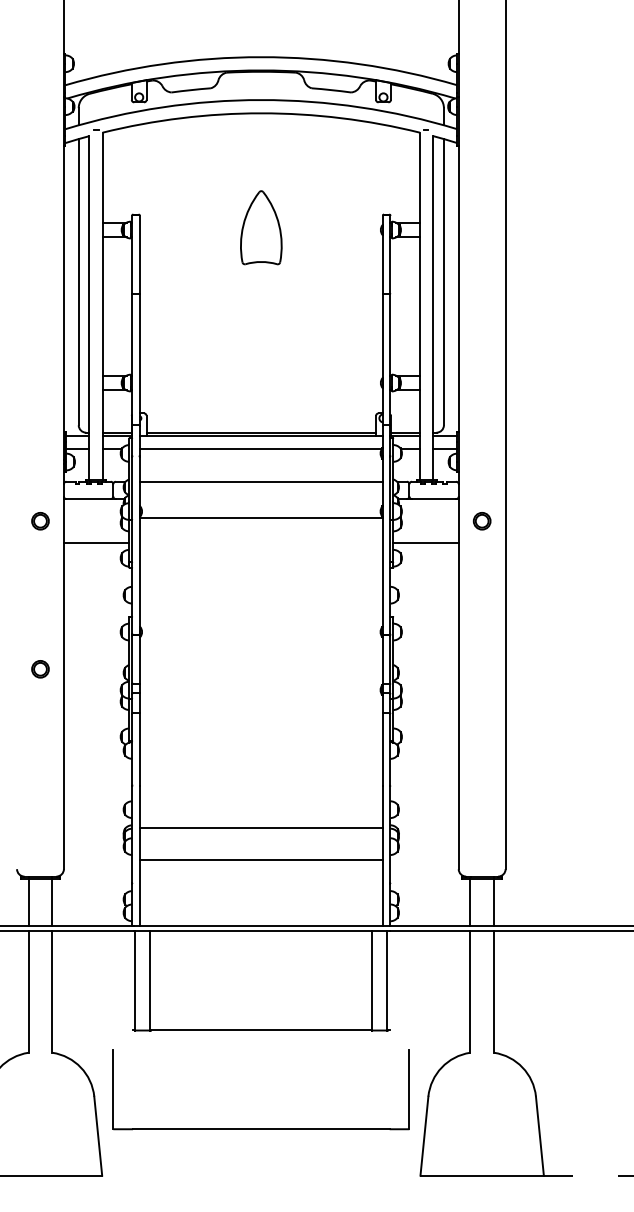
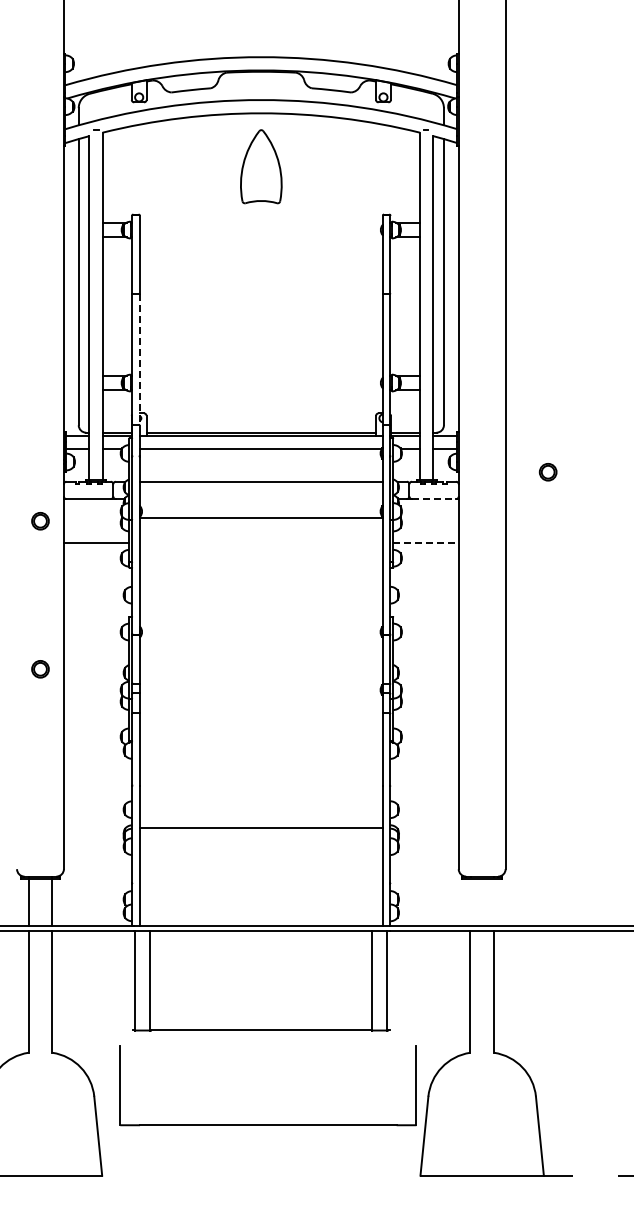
part position: (261, 227) -> (261, 166) (261, 166)
line: solid -> dashed (139, 359)
line: solid -> dashed (434, 499)
part position: (481, 521) -> (547, 472) (547, 472)
line: solid -> dashed (426, 543)
line: present -> none (260, 860)
line: present -> none (470, 901)
line: present -> none (494, 901)
part position: (260, 1128) -> (267, 1124) (267, 1124)
